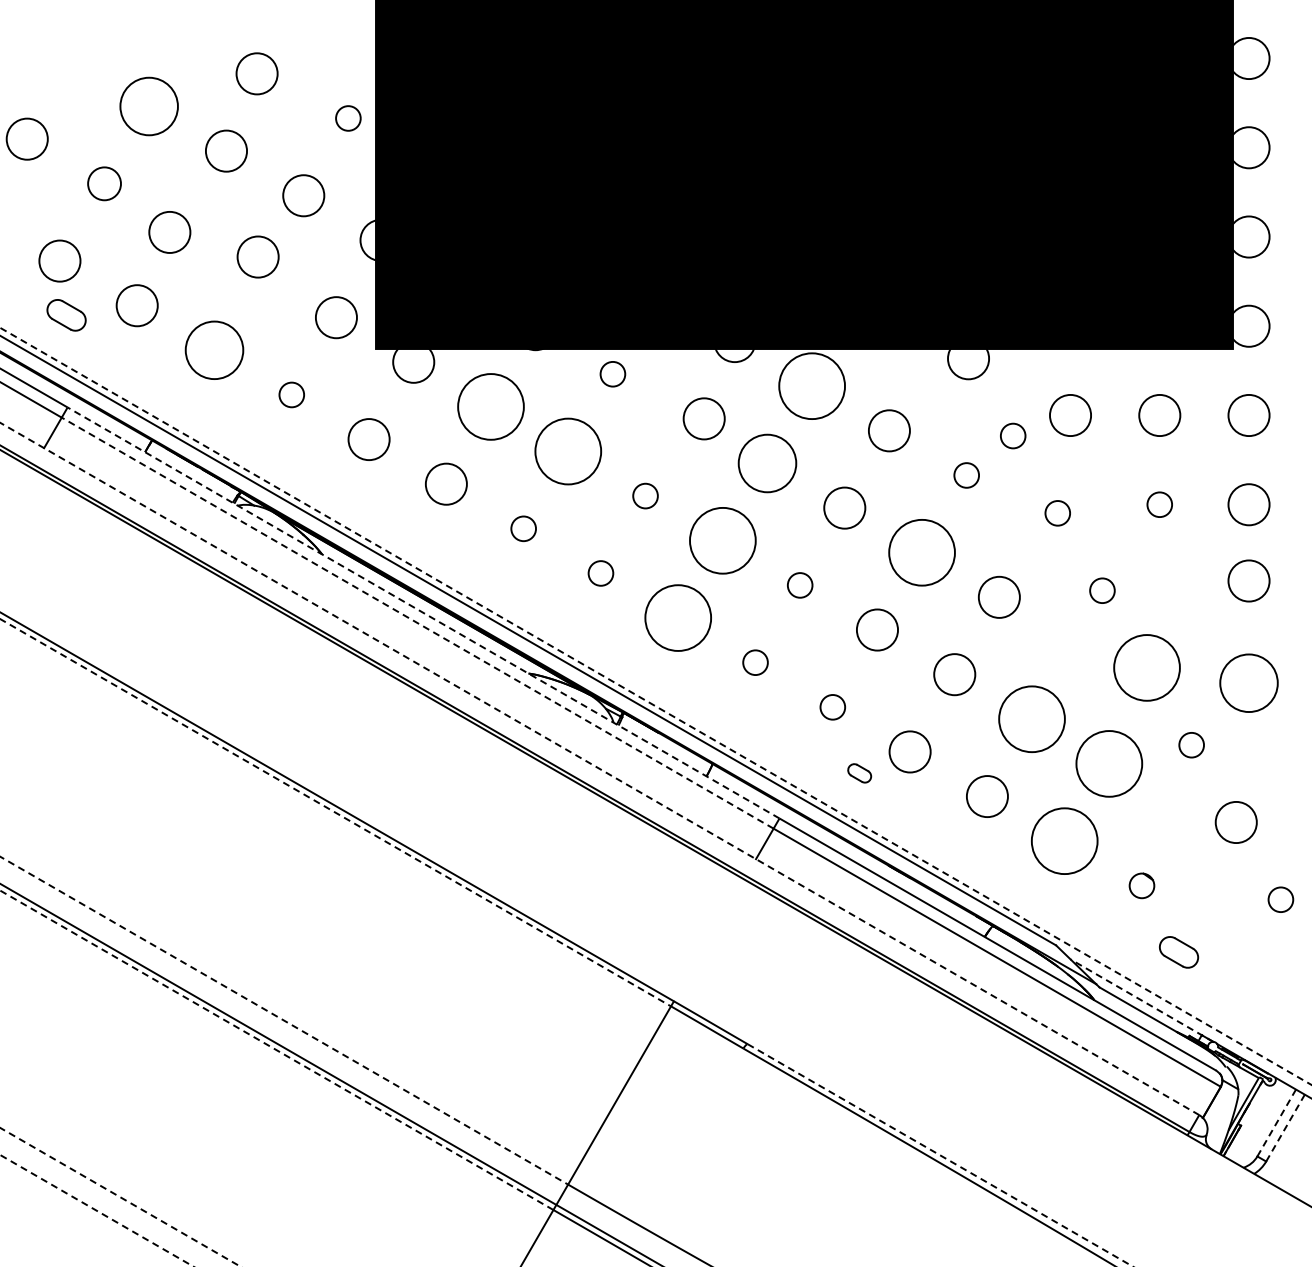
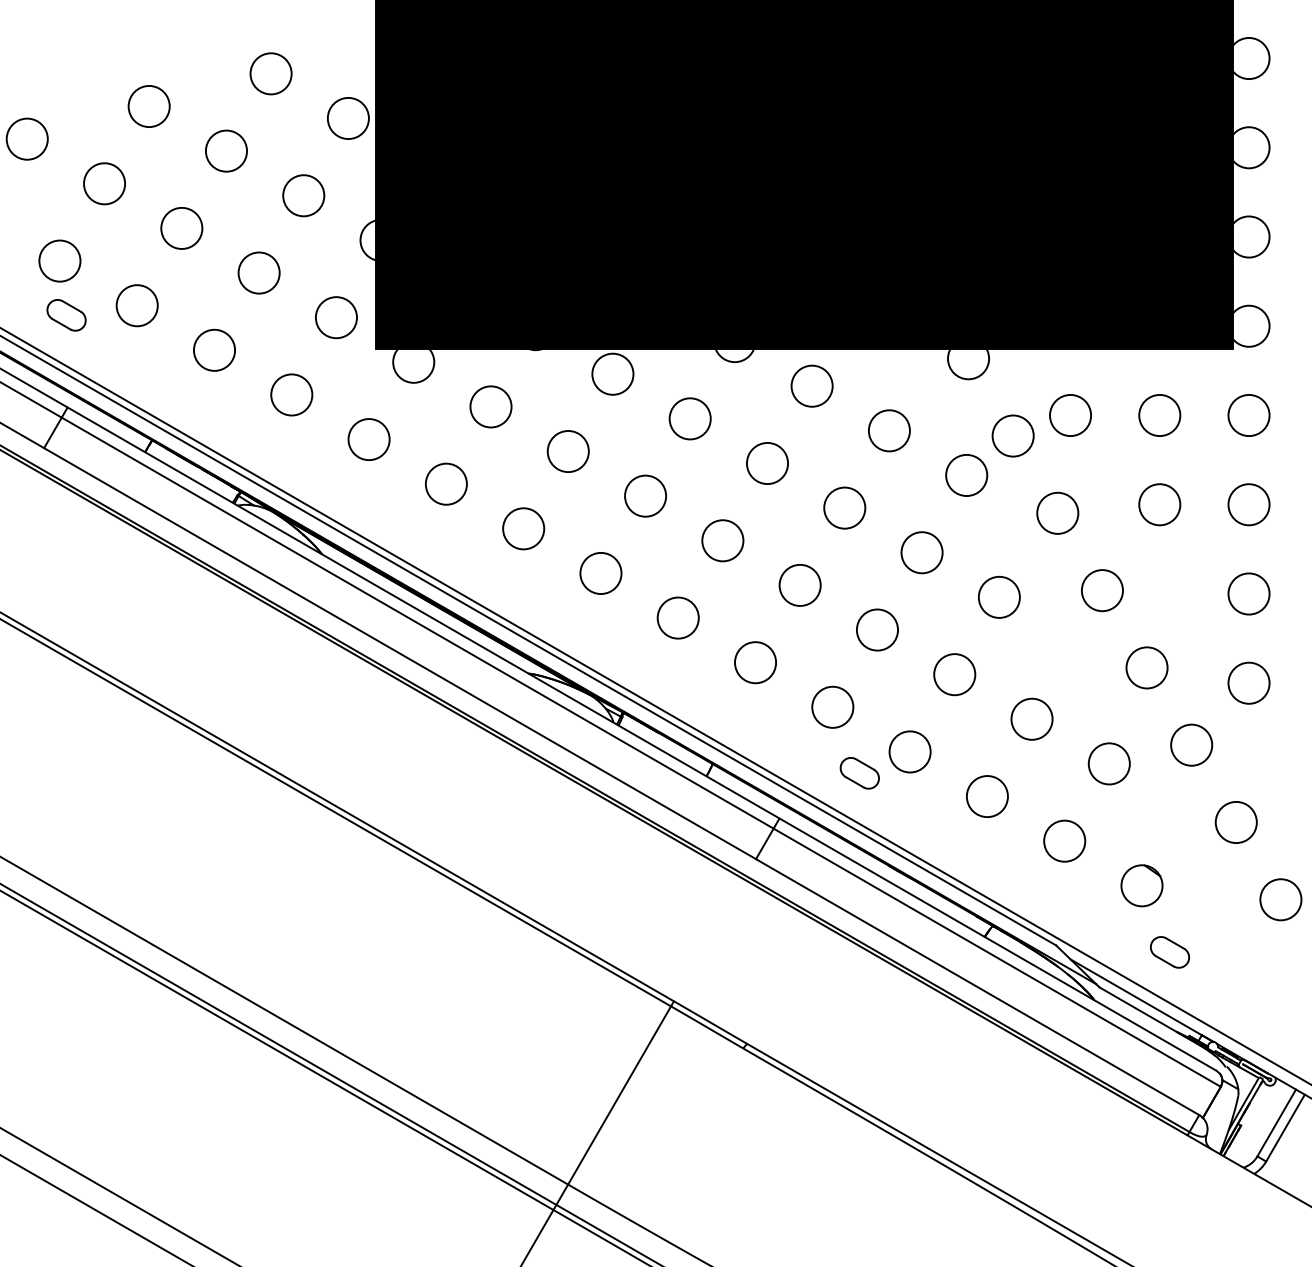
circle position: (256, 73) -> (270, 73) (270, 73)
circle diameter: 58 px -> 41 px (148, 106)
circle diameter: 25 px -> 41 px (347, 118)
circle size: 35x36 px -> 43x44 px (104, 183)
circle position: (169, 232) -> (181, 228) (181, 228)
circle position: (257, 256) -> (258, 272) (258, 272)
circle diameter: 58 px -> 41 px (214, 349)
circle diameter: 25 px -> 41 px (612, 373)
circle diameter: 66 px -> 41 px (811, 385)
circle diameter: 25 px -> 41 px (291, 394)
circle diameter: 66 px -> 41 px (490, 406)
circle position: (703, 418) -> (689, 418) (689, 418)
circle diameter: 25 px -> 41 px (1012, 435)
circle diameter: 66 px -> 41 px (567, 451)
circle diameter: 58 px -> 41 px (767, 463)
circle diameter: 25 px -> 41 px (966, 475)
circle size: 27x28 px -> 43x44 px (645, 495)
circle diameter: 25 px -> 41 px (1159, 504)
circle diameter: 25 px -> 41 px (1057, 512)
circle diameter: 25 px -> 41 px (523, 528)
circle diameter: 66 px -> 41 px (722, 540)
circle diameter: 66 px -> 41 px (921, 552)
circle diameter: 25 px -> 41 px (600, 573)
circle position: (1248, 580) -> (1248, 593) (1248, 593)
circle diameter: 25 px -> 41 px (799, 584)
circle size: 27x27 px -> 43x44 px (1102, 590)
line: dashed -> solid (423, 612)
circle diameter: 66 px -> 41 px (677, 617)
line: dashed -> solid (417, 622)
circle diameter: 25 px -> 41 px (755, 662)
circle diameter: 66 px -> 41 px (1146, 667)
circle diameter: 58 px -> 41 px (1248, 682)
line: dashed -> solid (656, 706)
circle diameter: 25 px -> 41 px (832, 706)
circle diameter: 66 px -> 41 px (1031, 718)
circle diameter: 25 px -> 41 px (1191, 744)
circle diameter: 66 px -> 41 px (1108, 763)
line: dashed -> solid (600, 769)
part size: 26x21 px -> 41x33 px (859, 773)
line: dashed -> solid (336, 813)
circle diameter: 66 px -> 41 px (1064, 840)
part size: 28x28 px -> 44x44 px (1141, 885)
circle diameter: 25 px -> 41 px (1280, 899)
part position: (1179, 952) -> (1170, 952) (1170, 952)
line: dashed -> solid (1142, 1000)
line: dashed -> solid (284, 1020)
line: dashed -> solid (276, 1050)
line: dashed -> solid (1276, 1123)
line: dashed -> solid (1285, 1128)
line: dashed -> solid (940, 1155)
line: dashed -> solid (120, 1197)
line: dashed -> solid (97, 1211)
